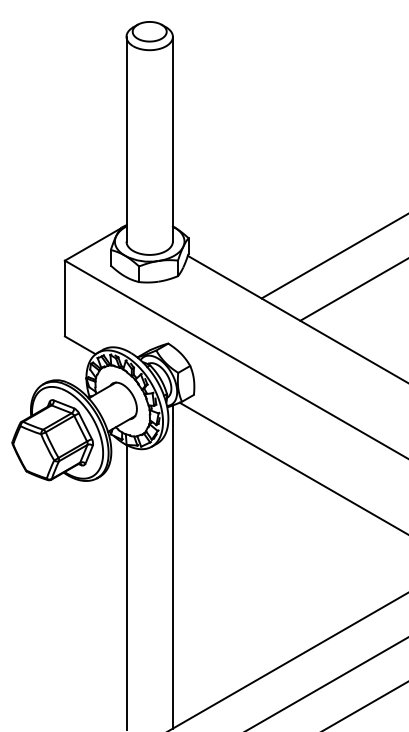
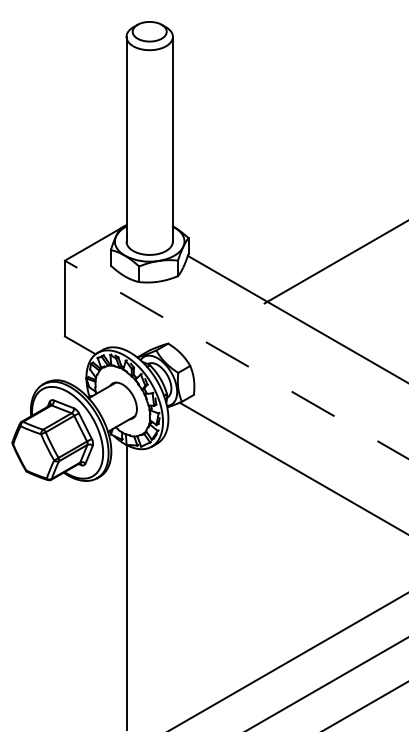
line position: (333, 256) -> (334, 262) (334, 262)
line: present -> none (352, 290)
line: solid -> dashed (236, 359)
line: present -> none (172, 566)
